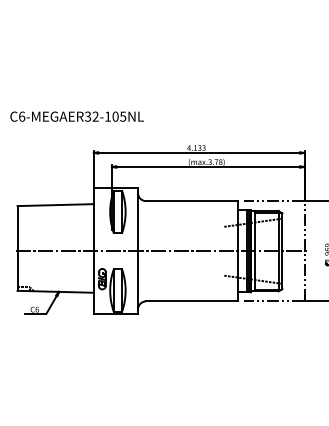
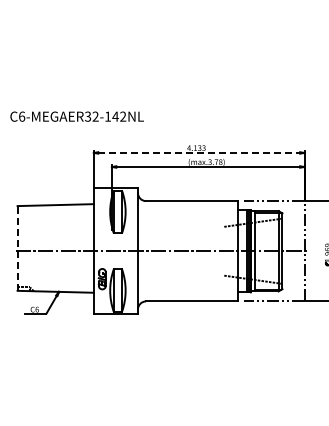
text: C6-MEGAER32-105NL -> C6-MEGAER32-142NL (119, 116)
line: solid -> dashed (199, 152)
line: solid -> dashed (17, 247)
